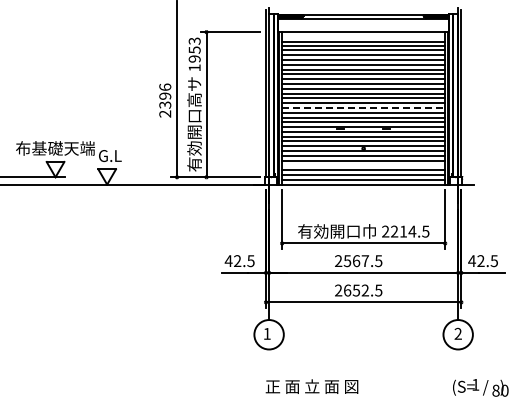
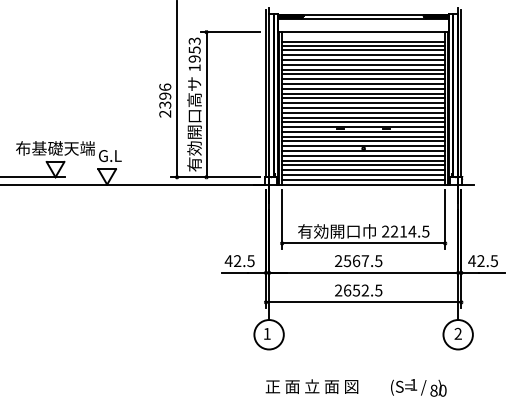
line: dashed -> solid (363, 107)
line: none -> present (363, 165)
text position: (480, 387) -> (418, 387) (418, 387)
